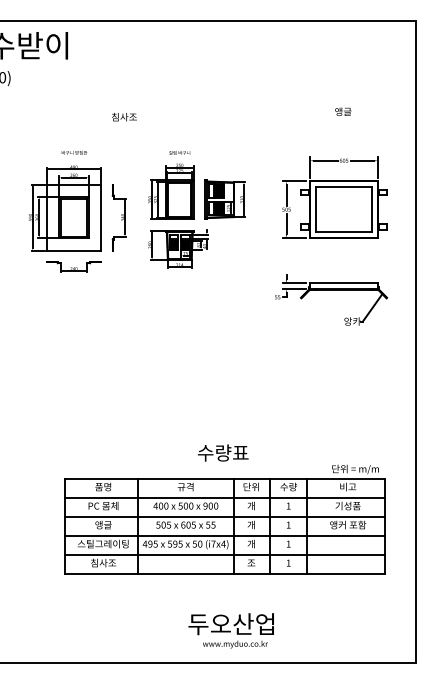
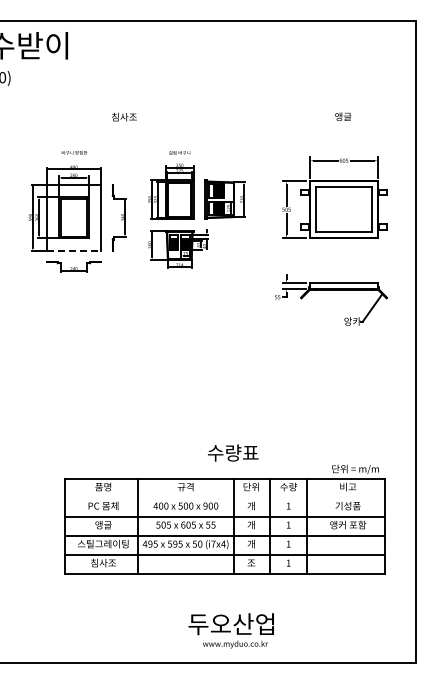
text position: (343, 111) -> (343, 116) (343, 116)
line: solid -> dashed (74, 250)
text position: (223, 452) -> (233, 452) (233, 452)
line: present -> none (224, 497)
